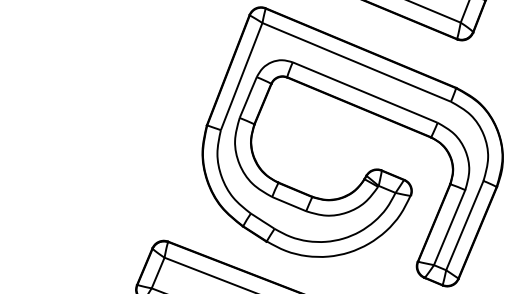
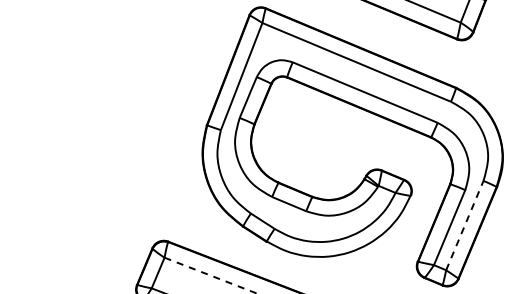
line: solid -> dashed (465, 225)
line: solid -> dashed (210, 275)
